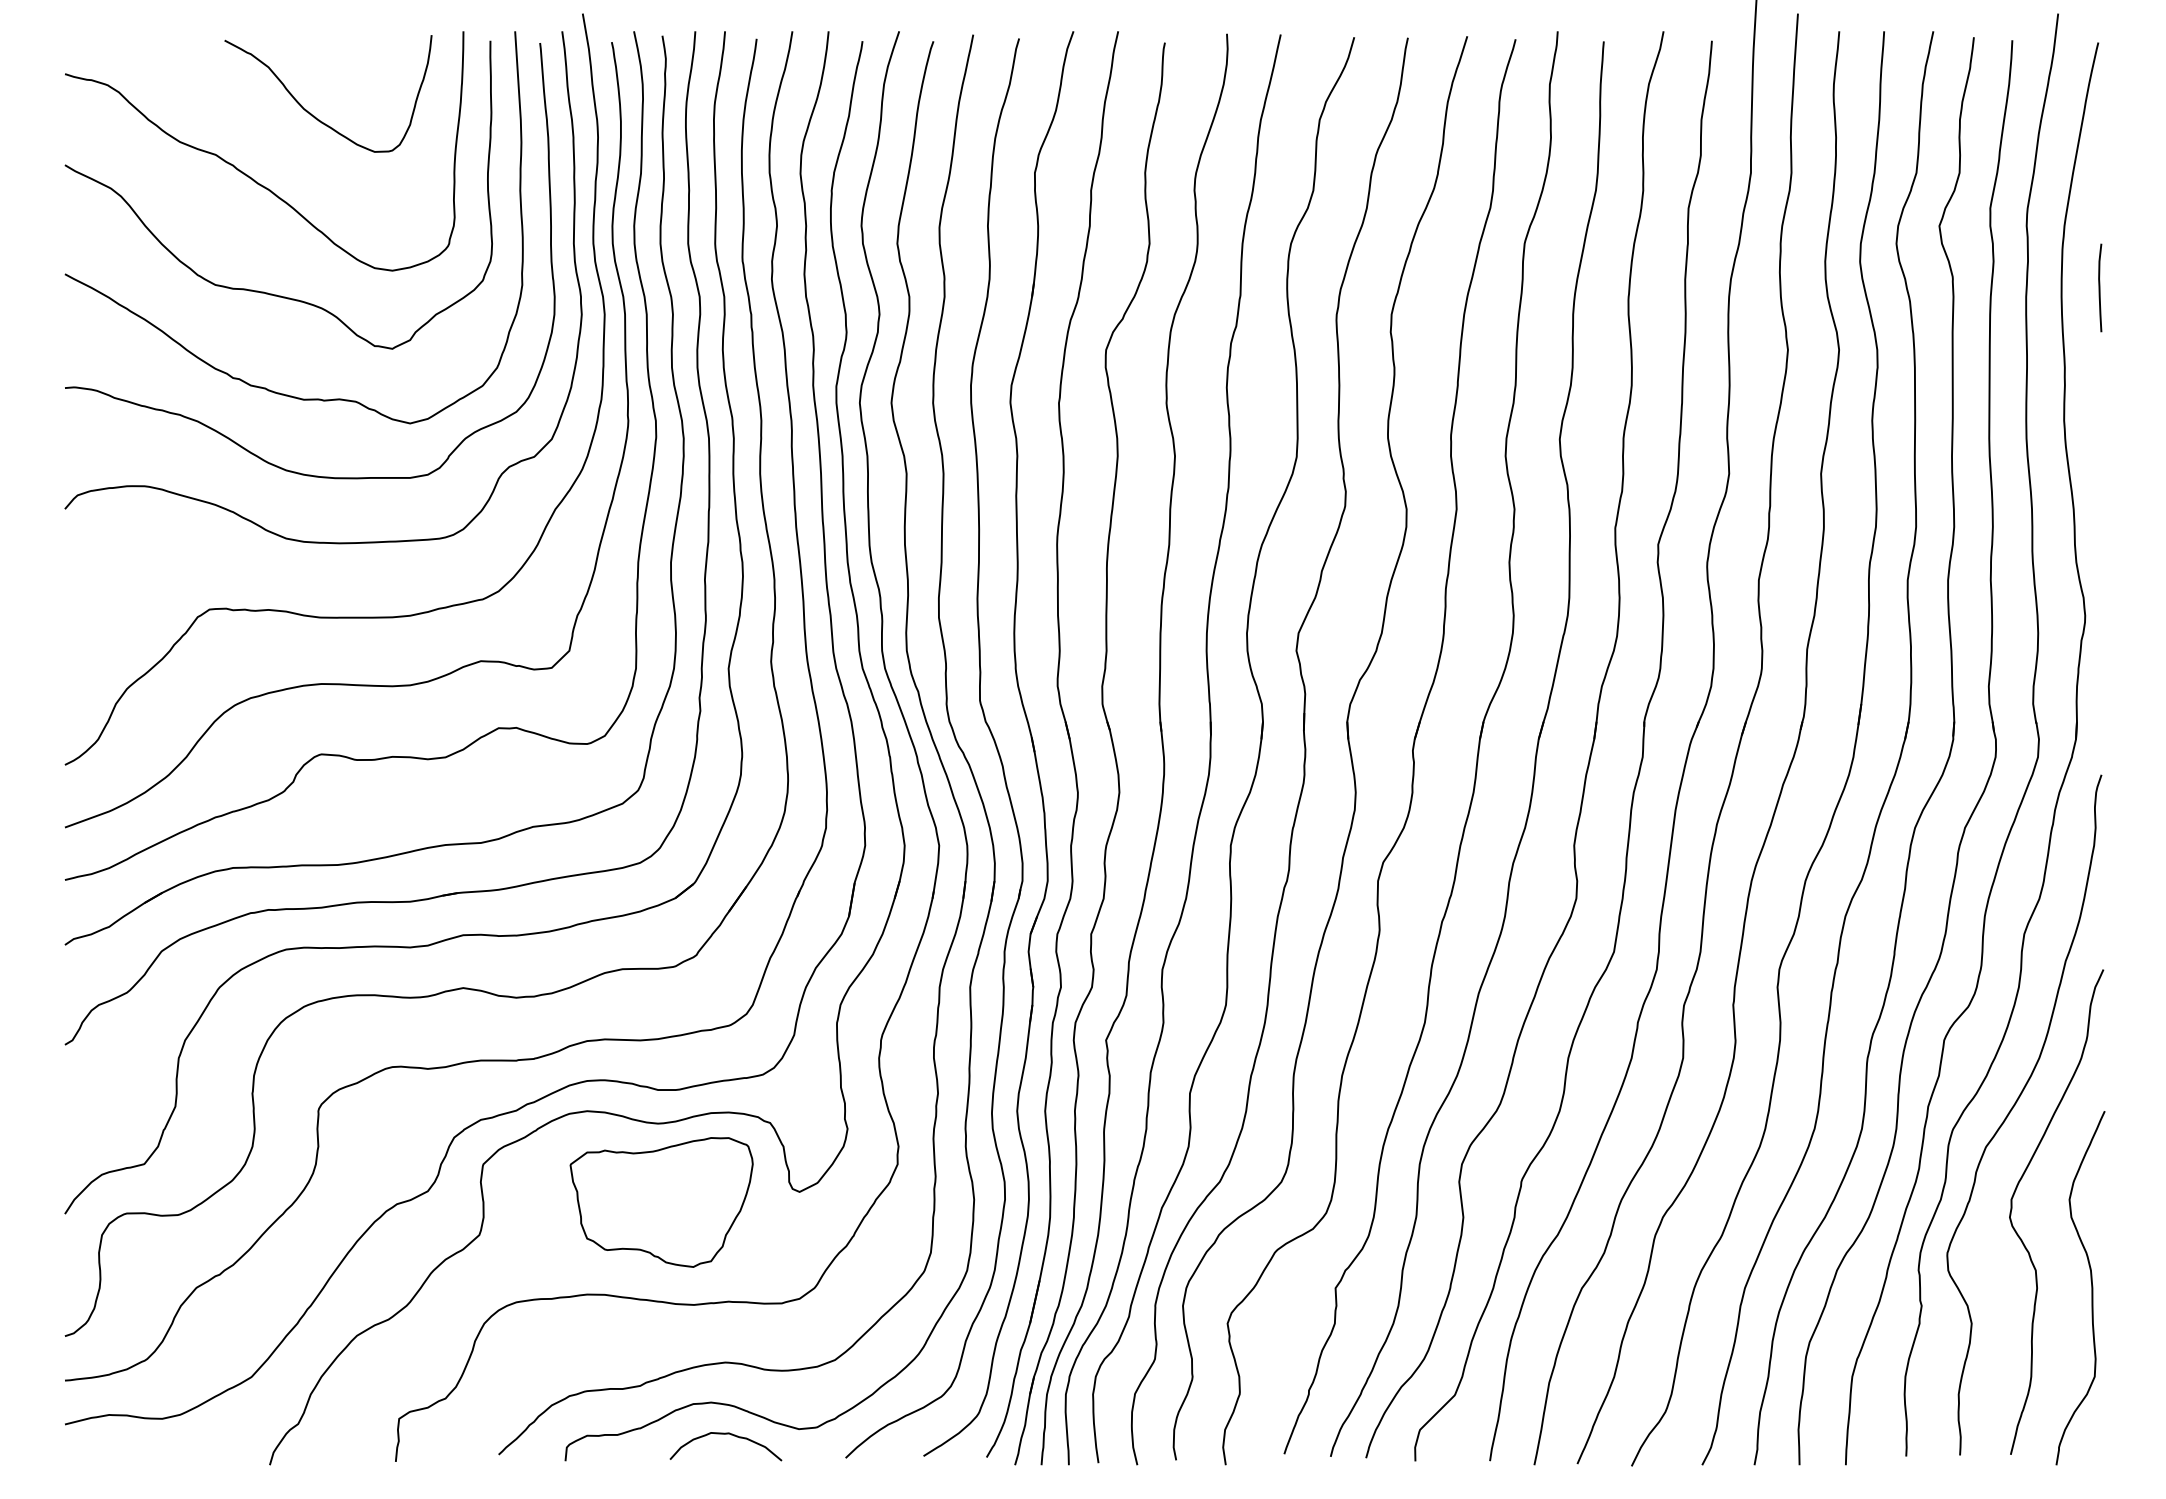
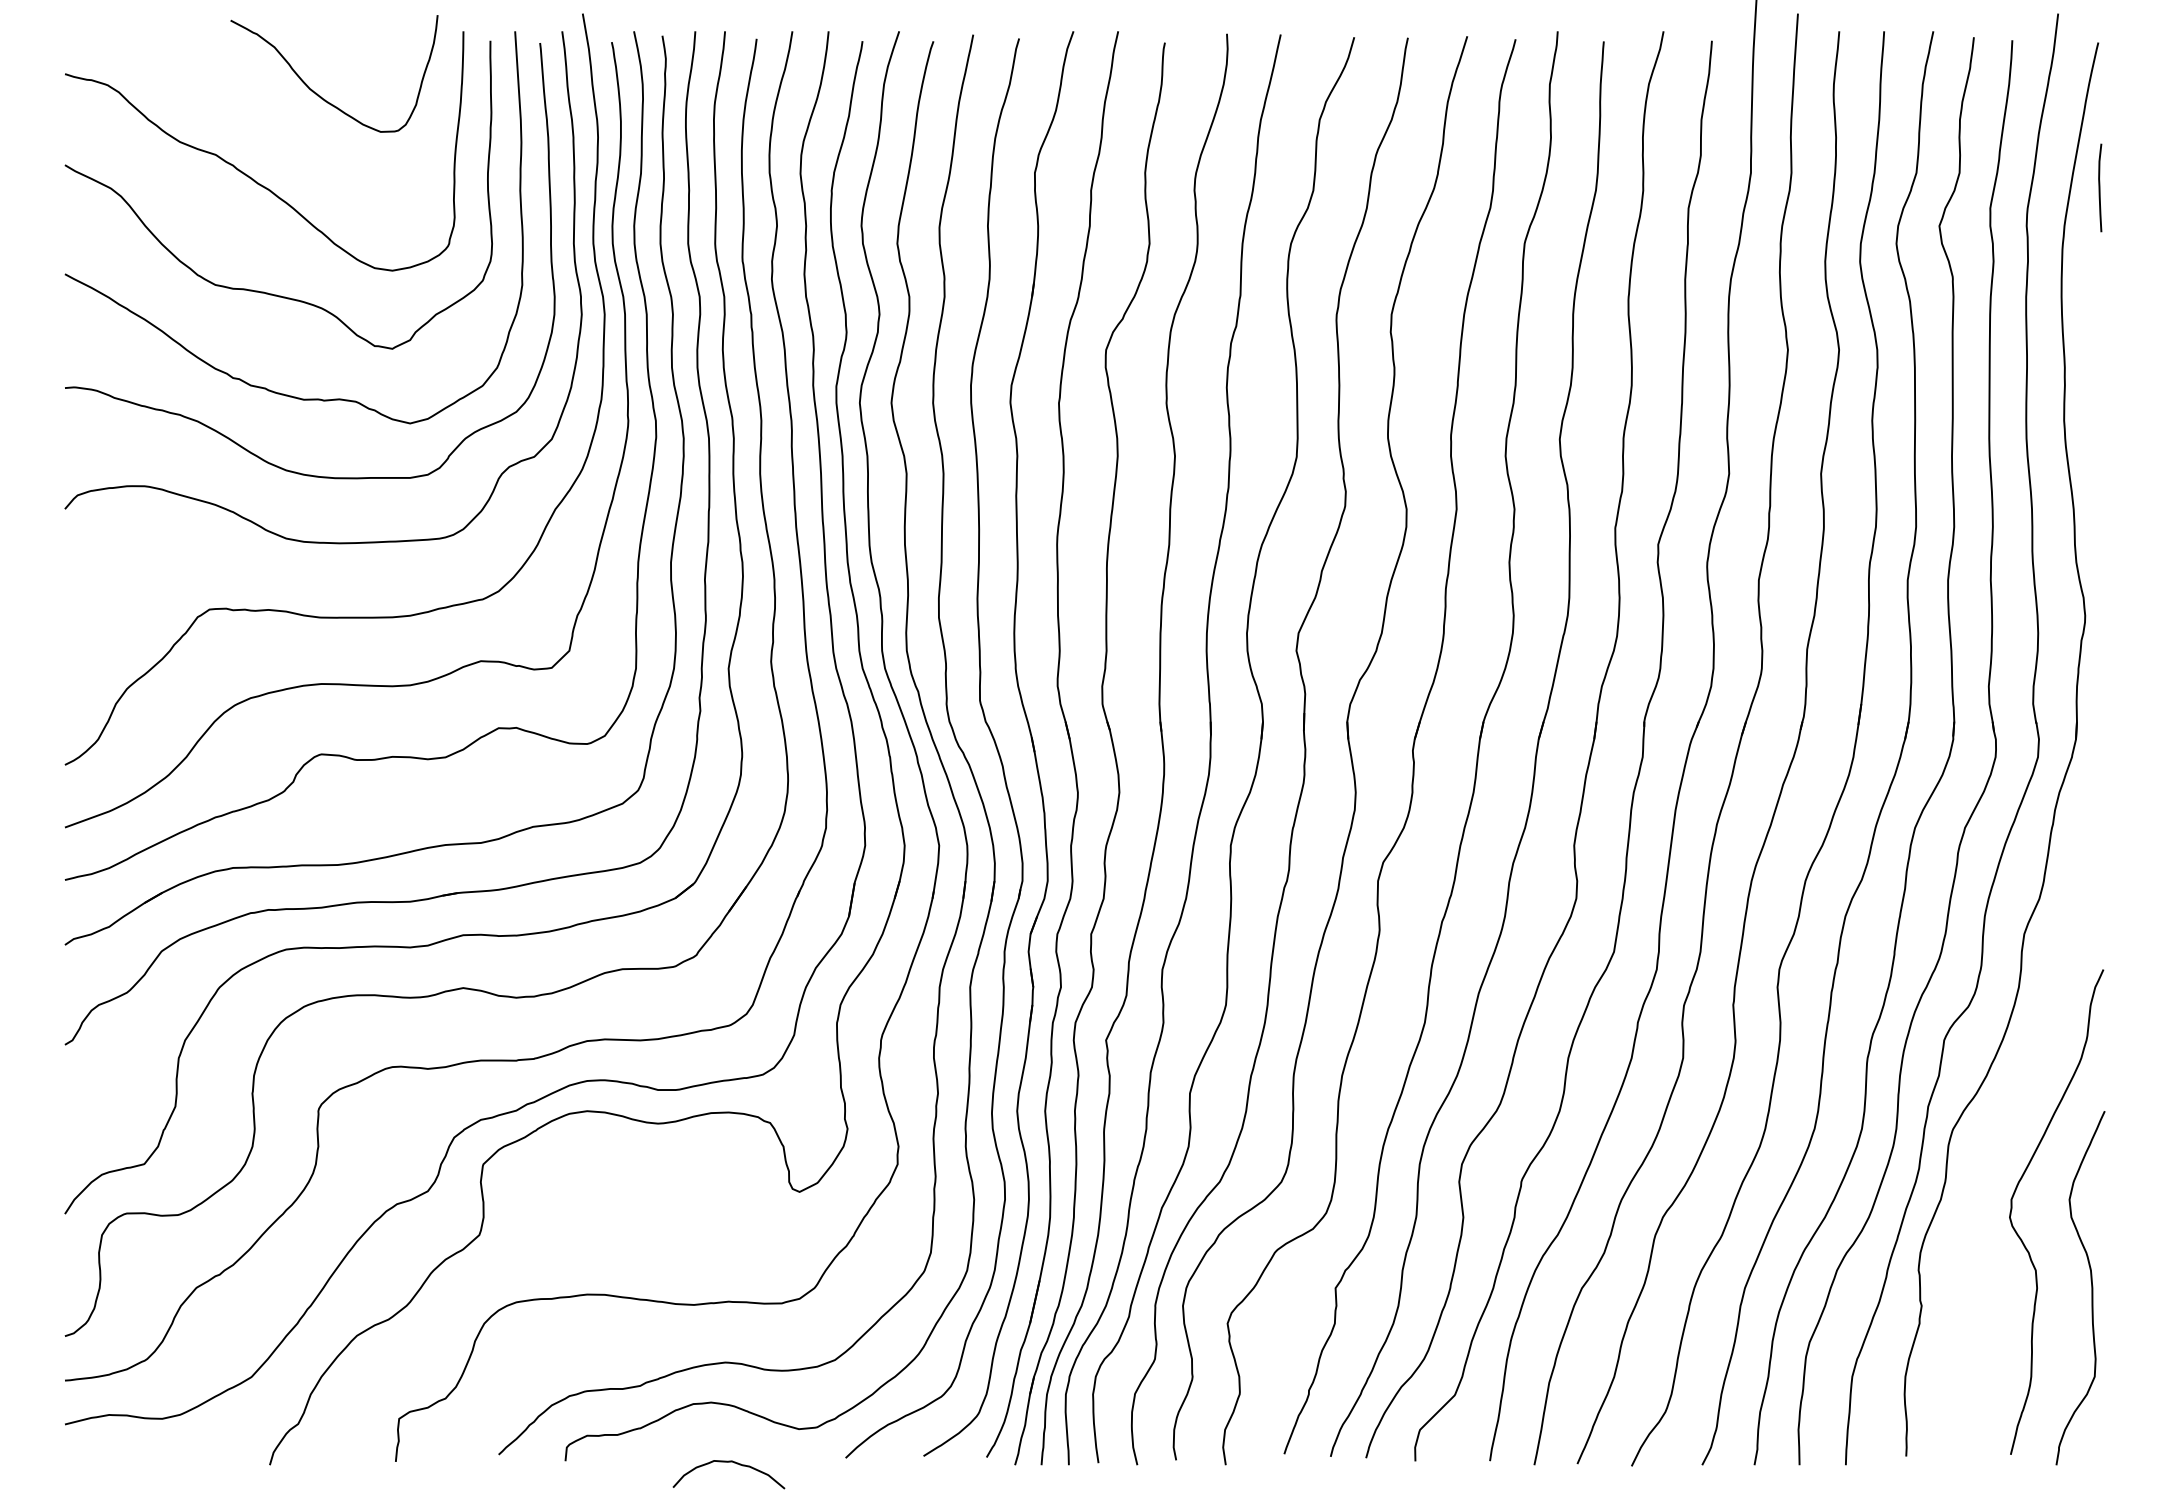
curve position: (314, 115) -> (320, 95) (320, 95)
curve position: (2100, 287) -> (2100, 187) (2100, 187)
curve: present -> none (2013, 1108)
part: present -> none (661, 1202)
curve position: (725, 1434) -> (728, 1462) (728, 1462)
